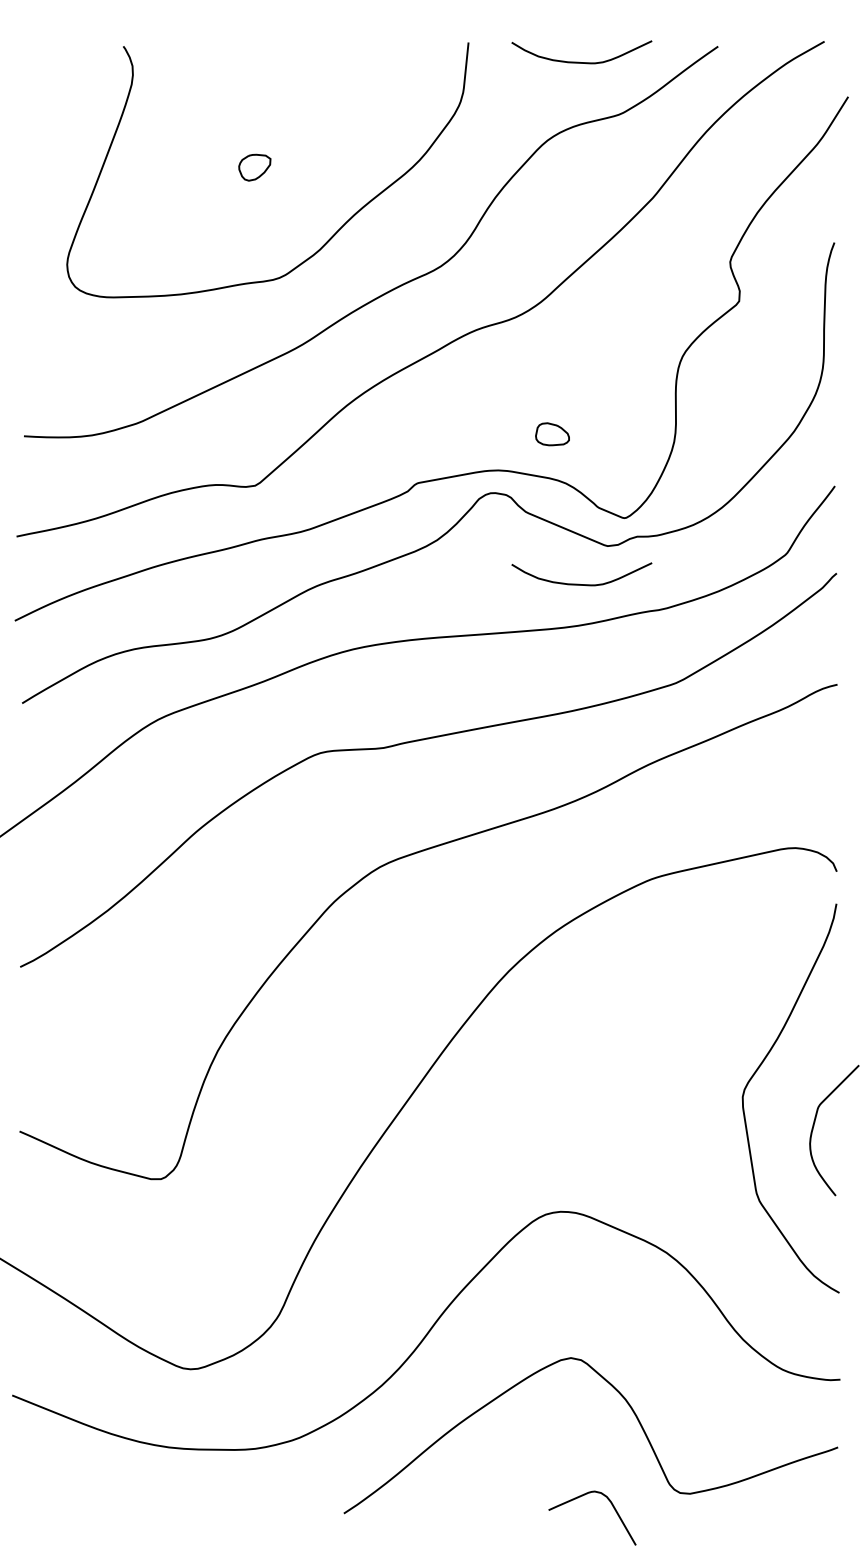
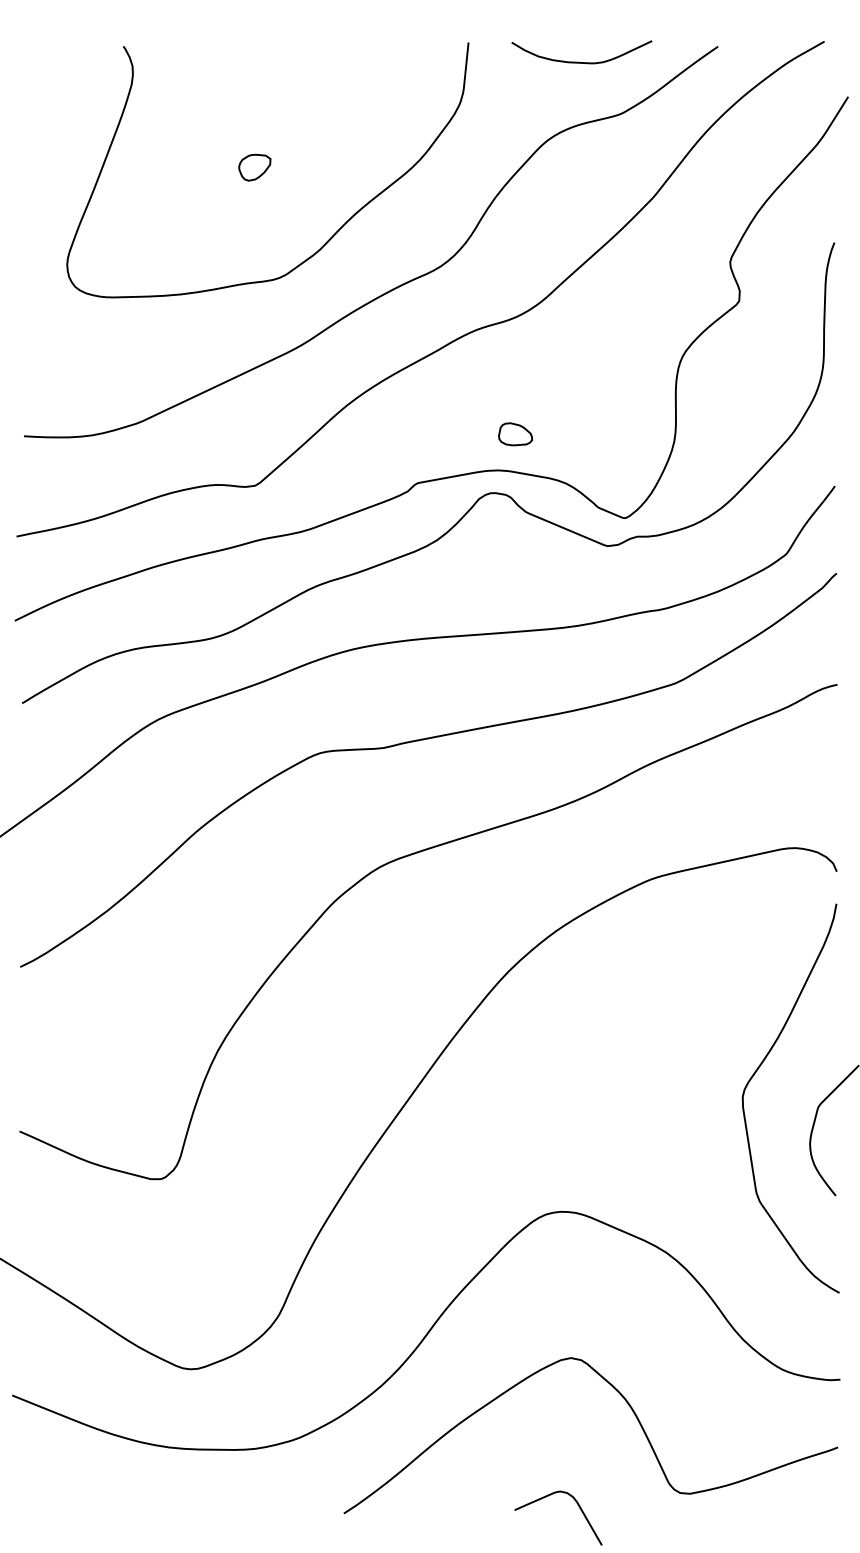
part position: (552, 434) -> (515, 434) (515, 434)
curve: present -> none (579, 583)
curve position: (611, 1505) -> (577, 1505) (577, 1505)
